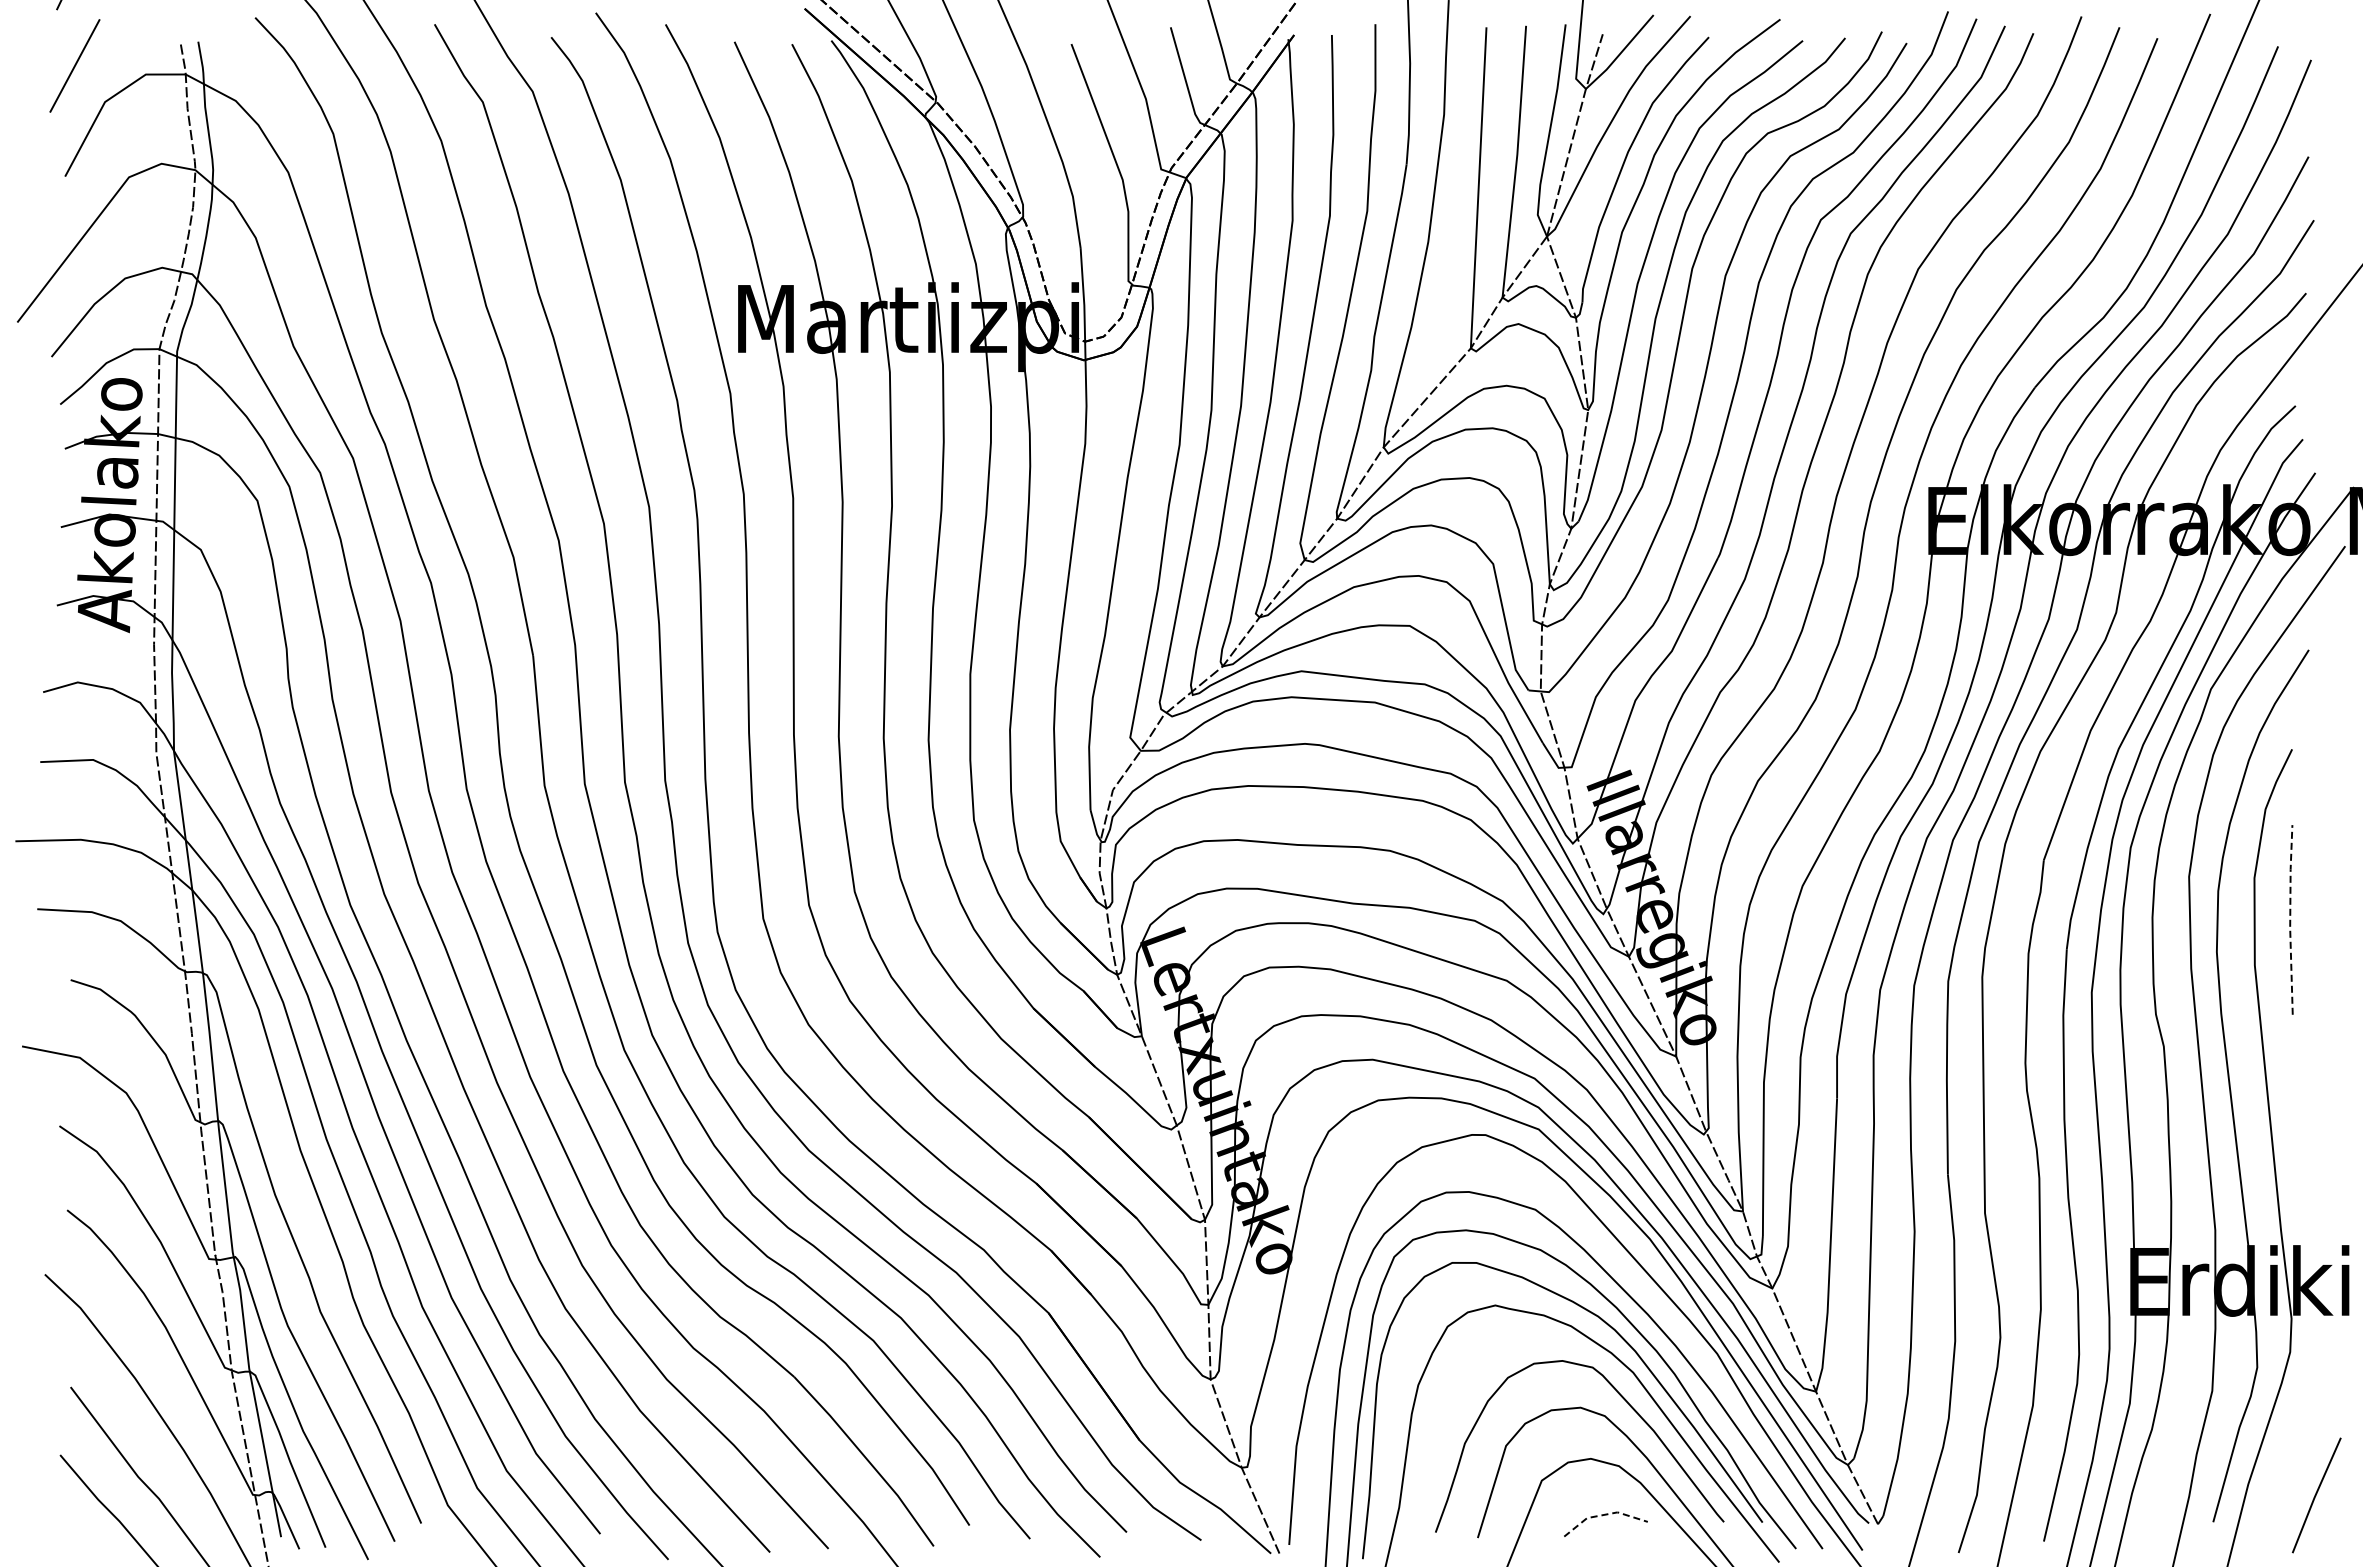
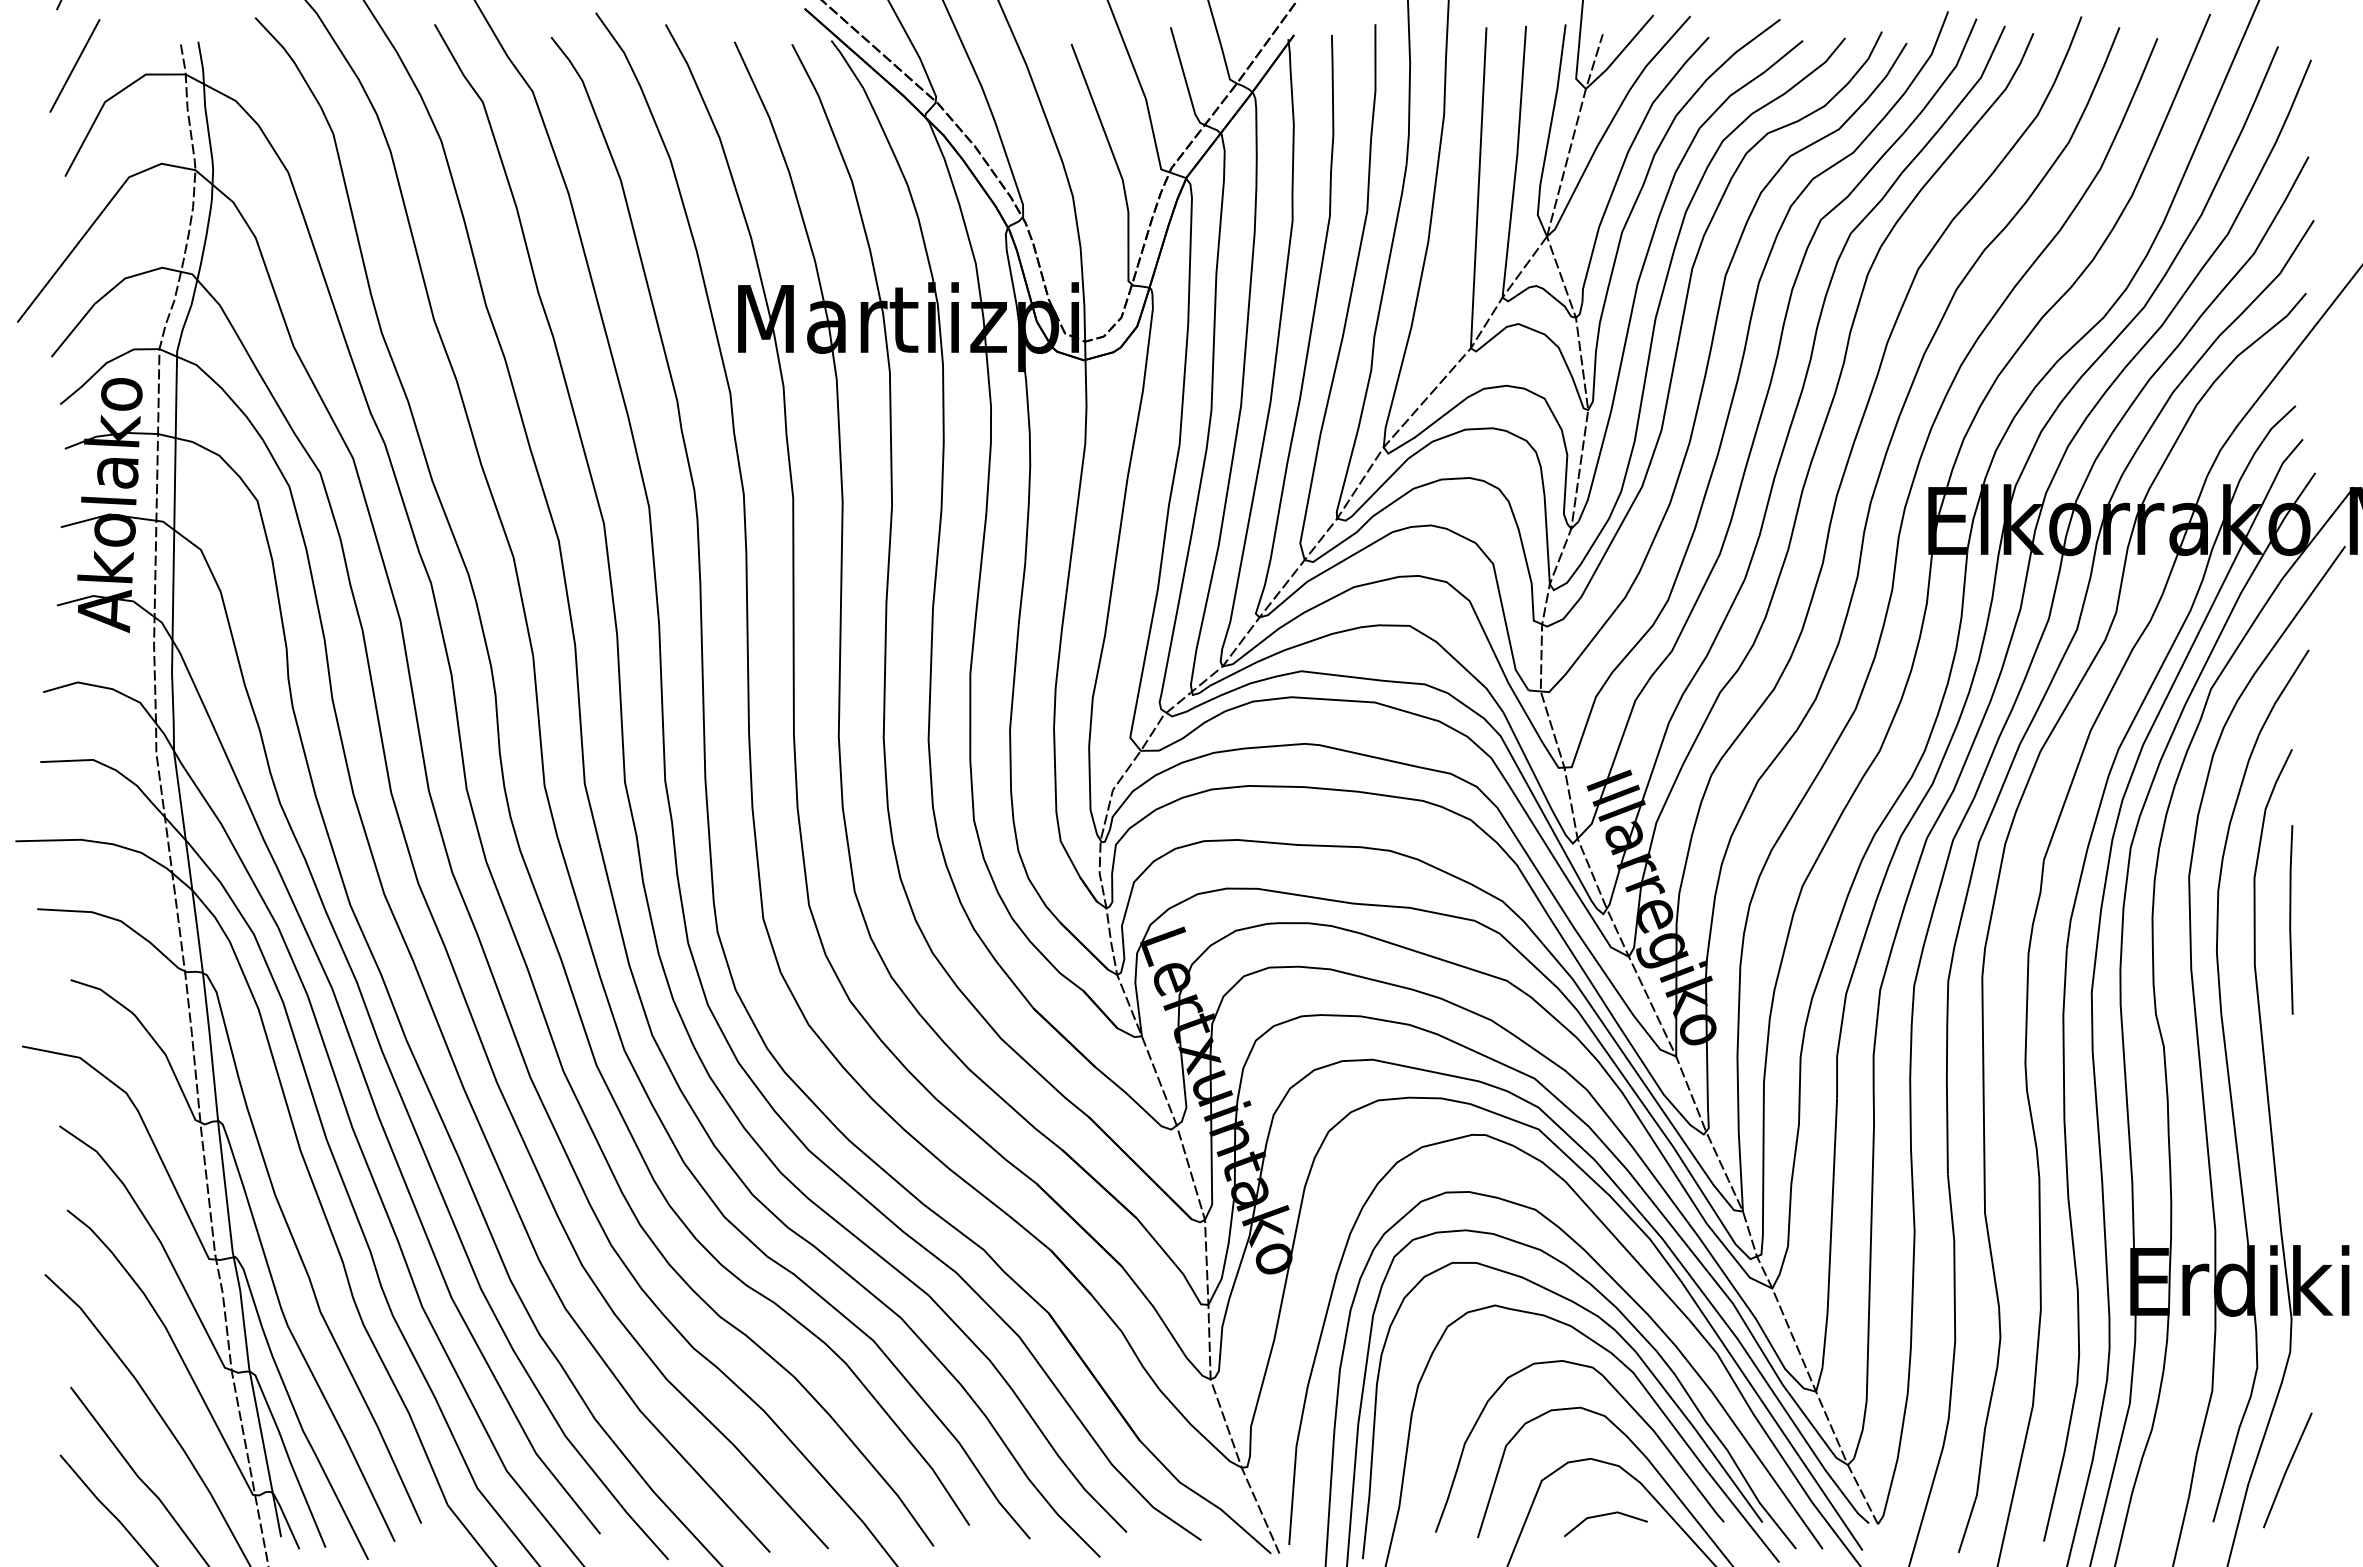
line: dashed -> solid (2290, 919)
line position: (2316, 1495) -> (2287, 1470) (2287, 1470)
line: dashed -> solid (1603, 1515)
